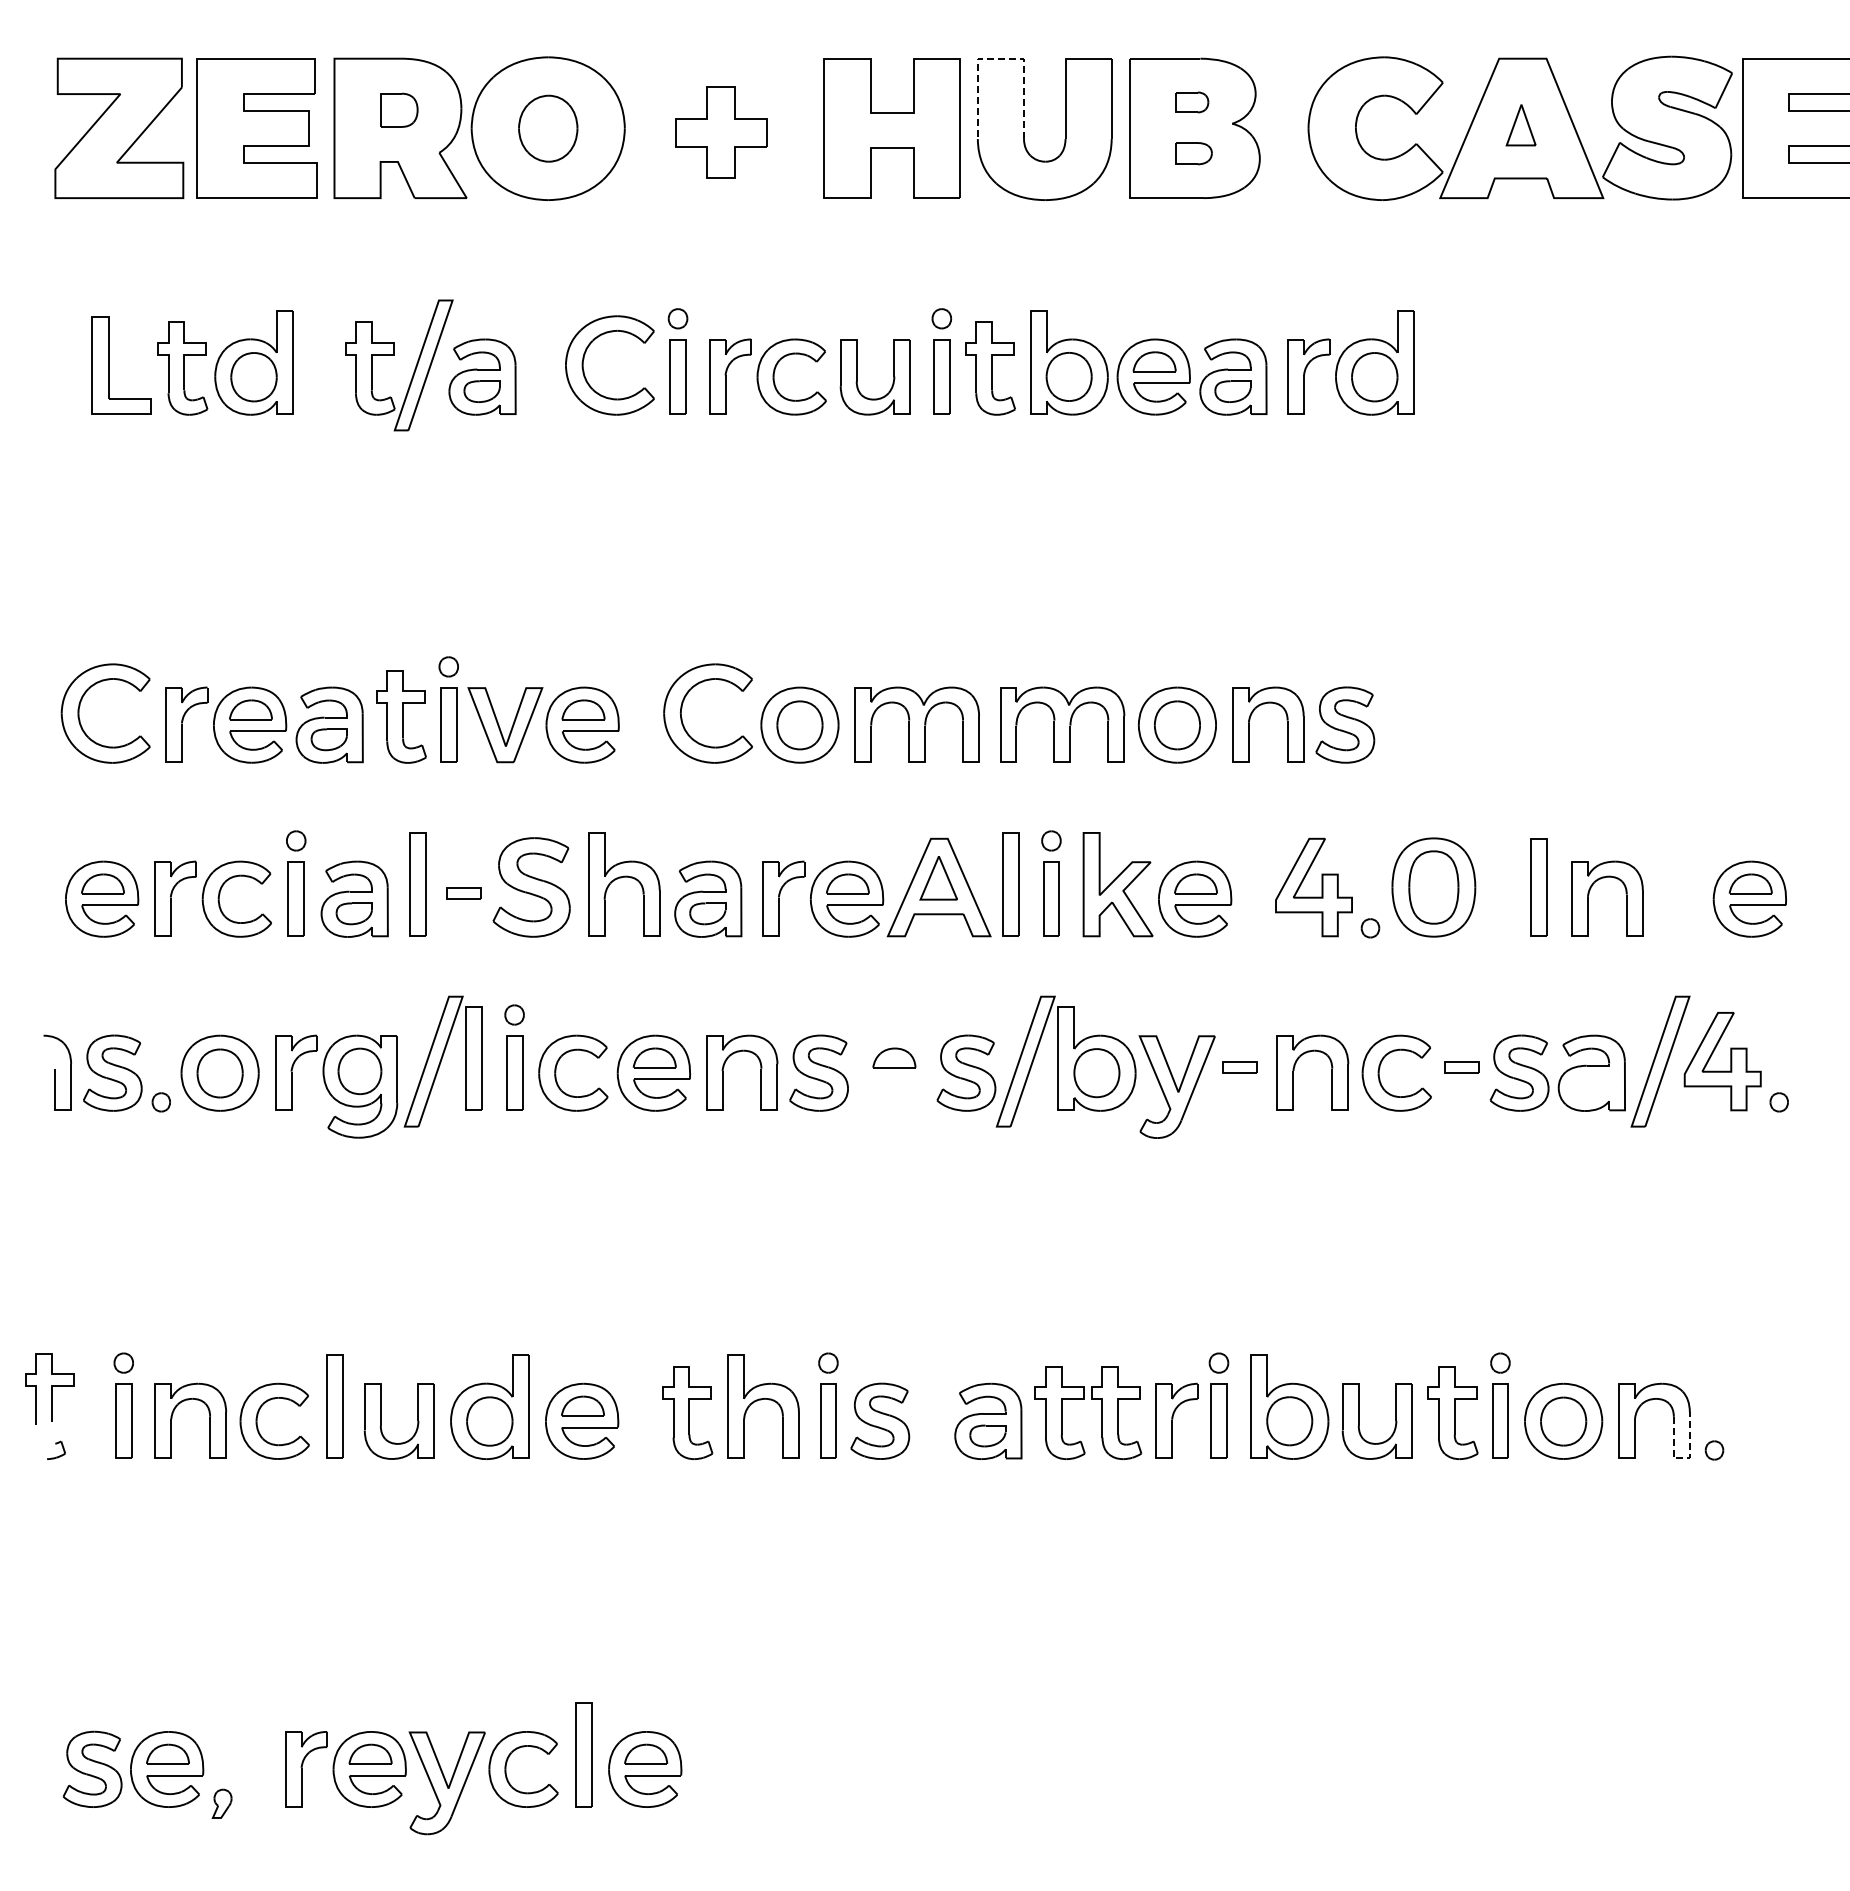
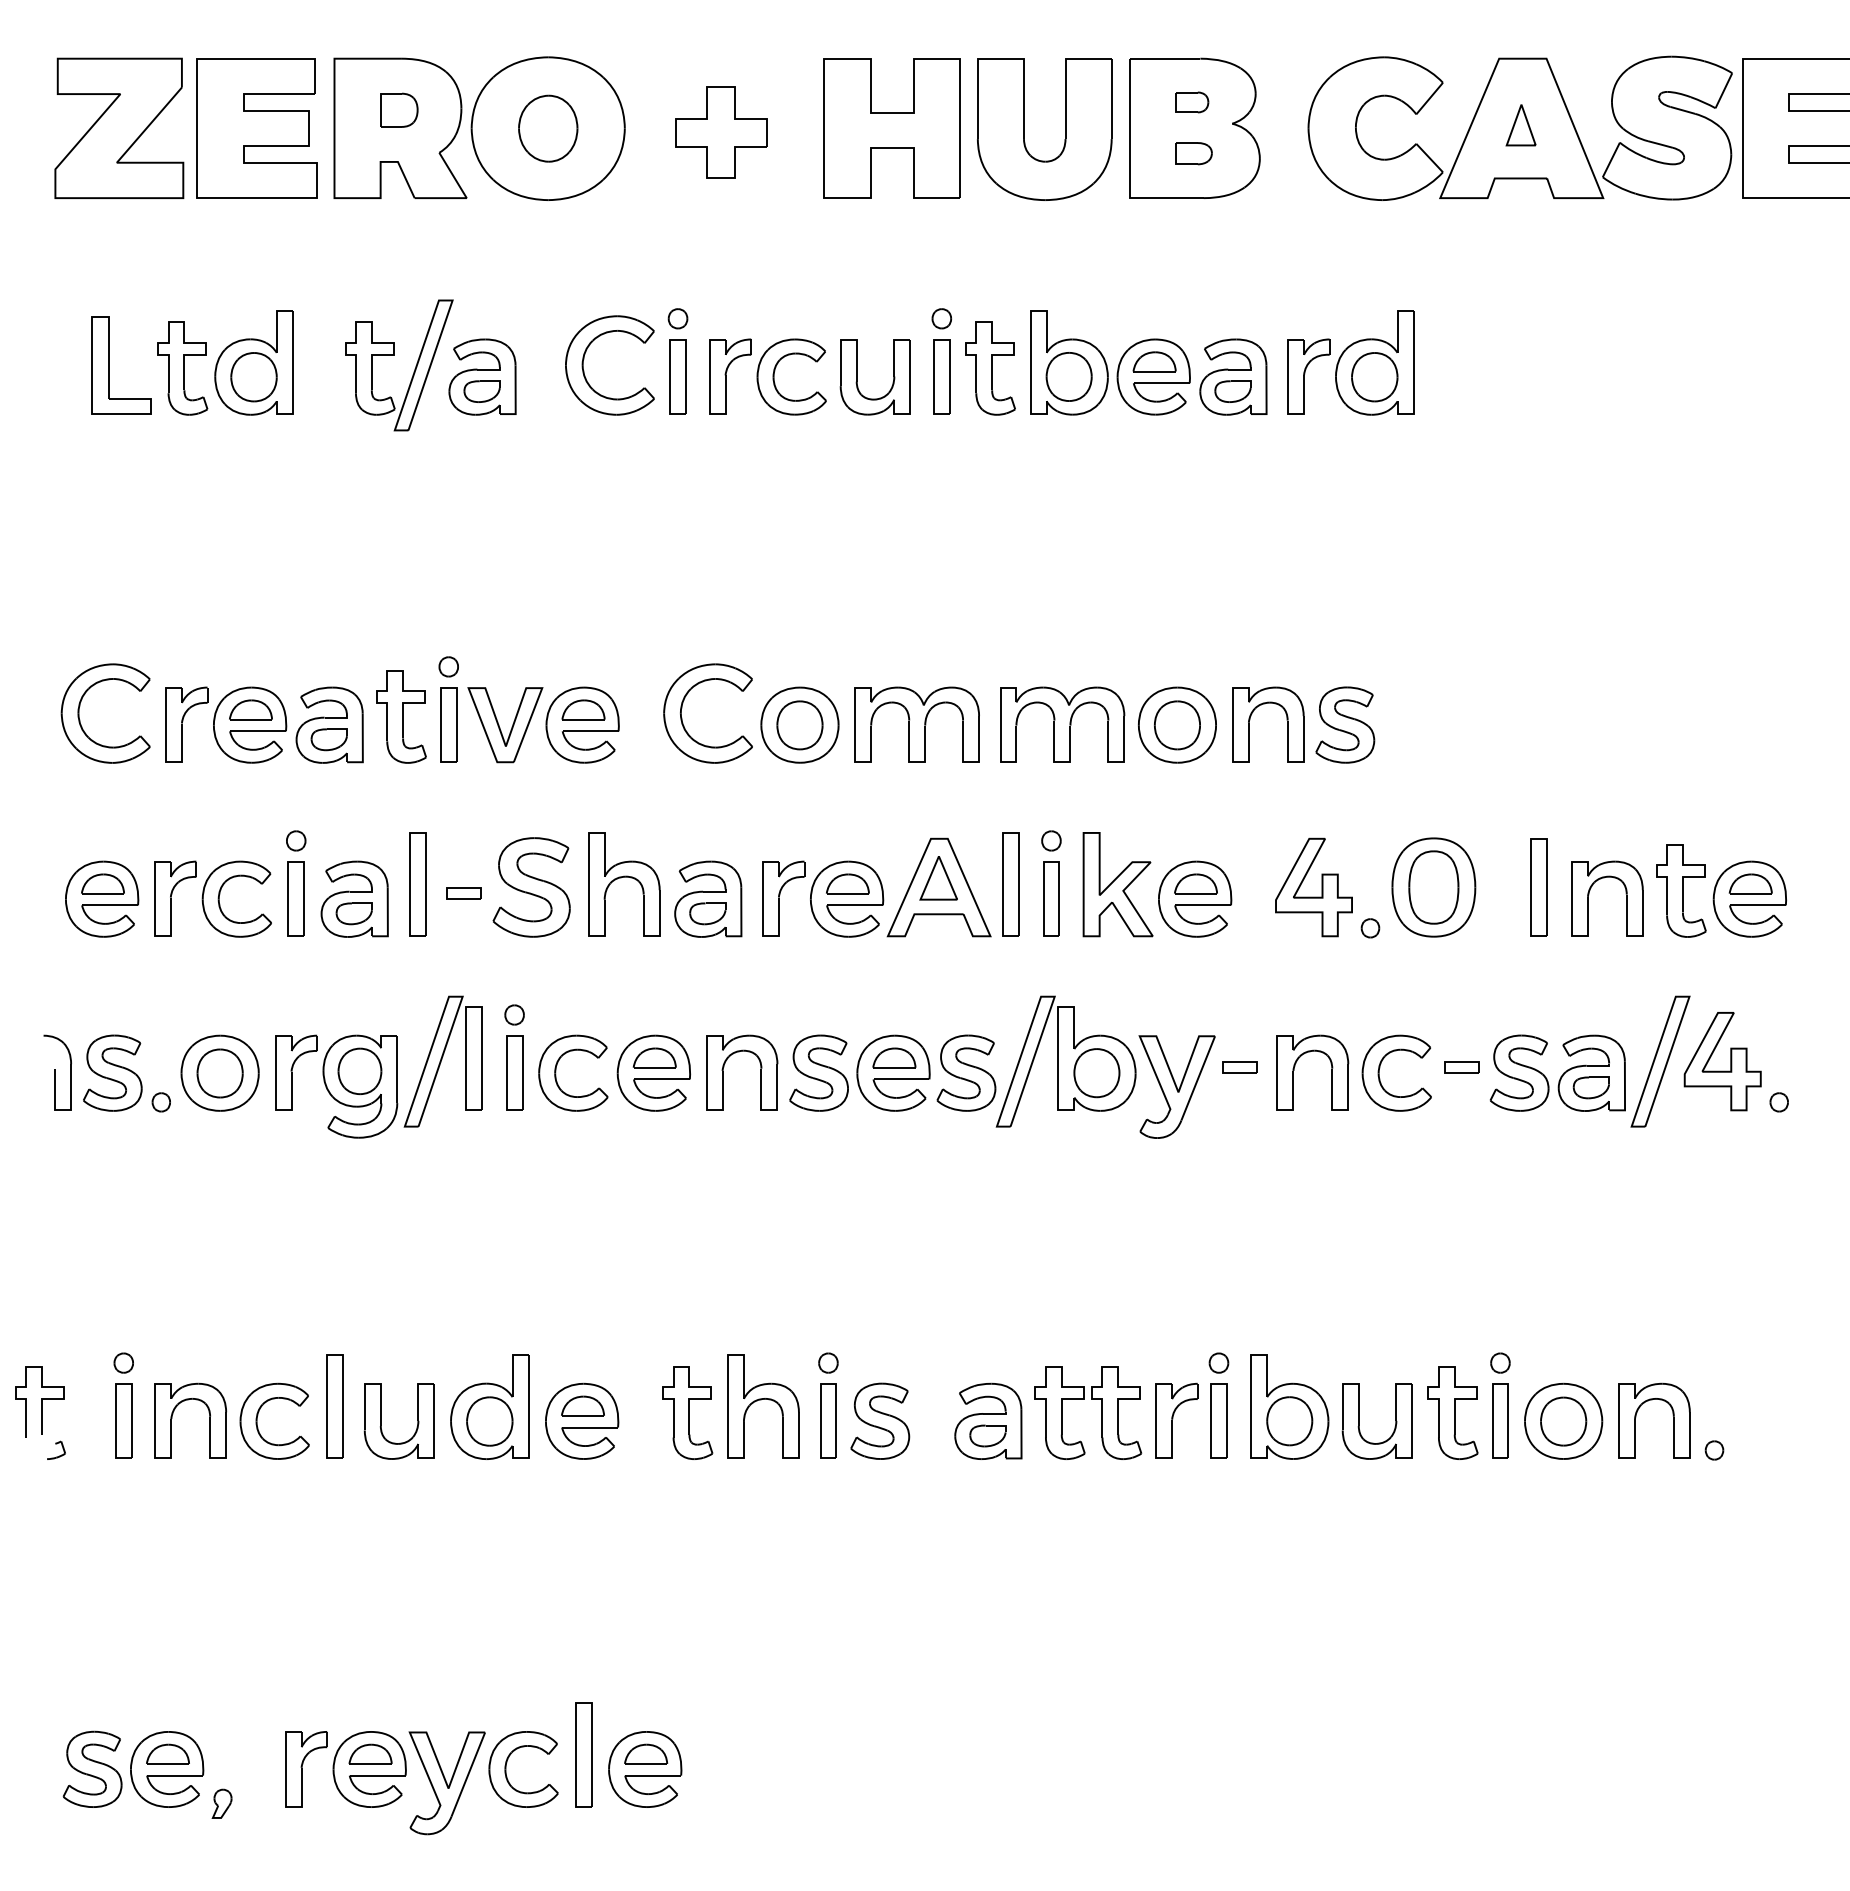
line: dashed -> solid (1000, 58)
part: none -> present (1681, 890)
part: none -> present (893, 1072)
part: none -> present (1590, 1087)
curve position: (51, 1388) -> (41, 1401) (41, 1401)
line: dashed -> solid (1684, 1458)
